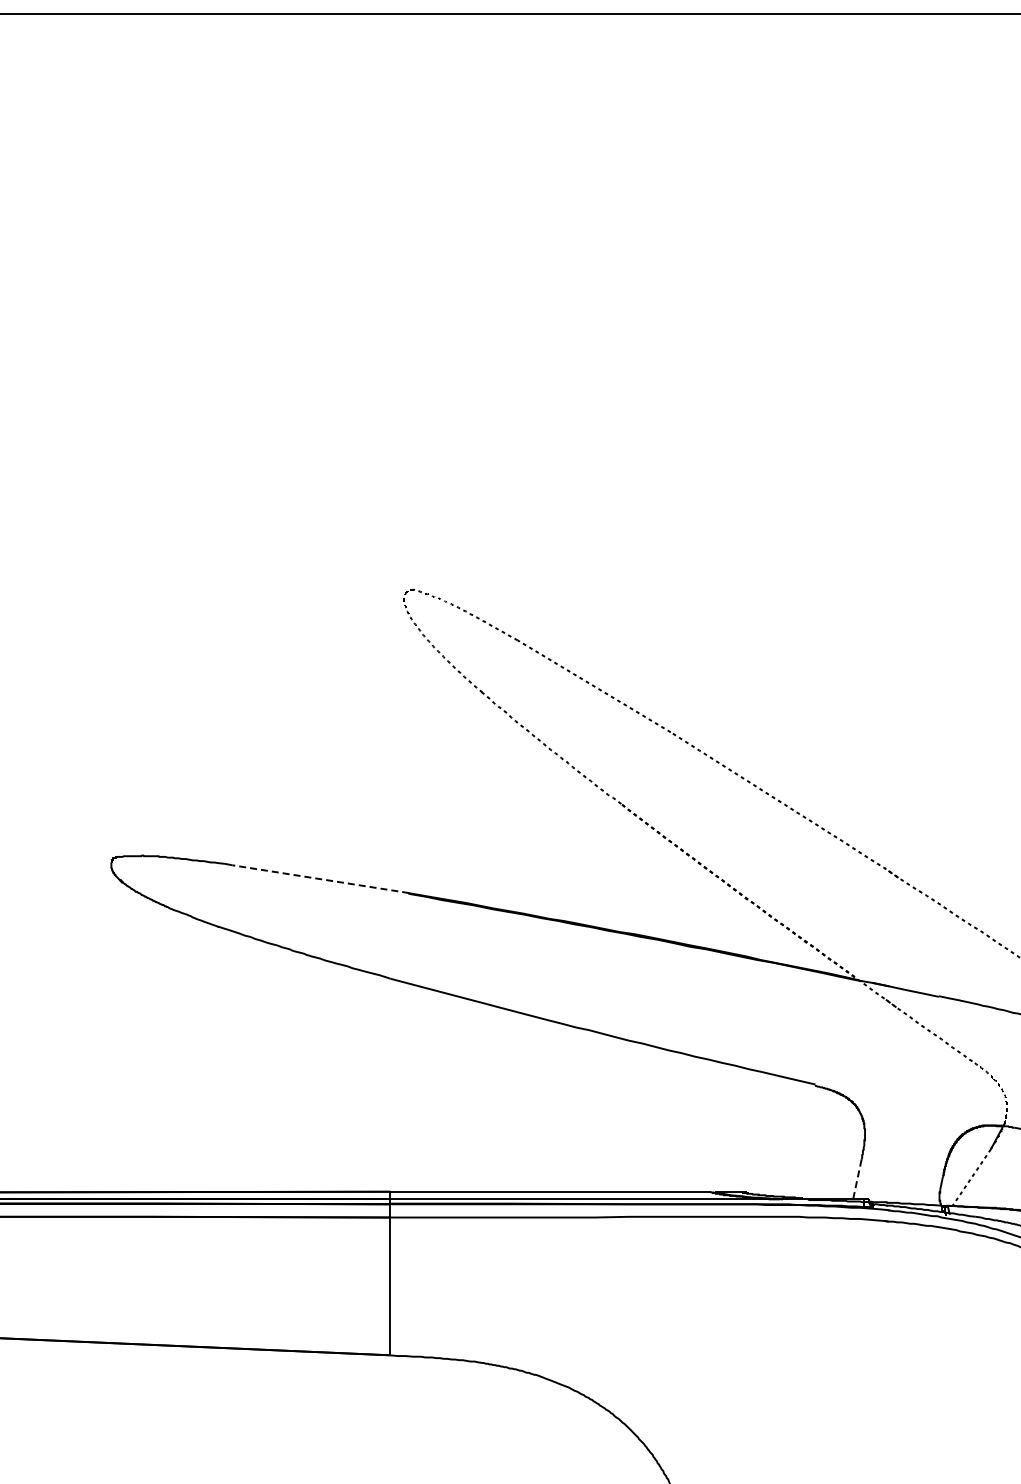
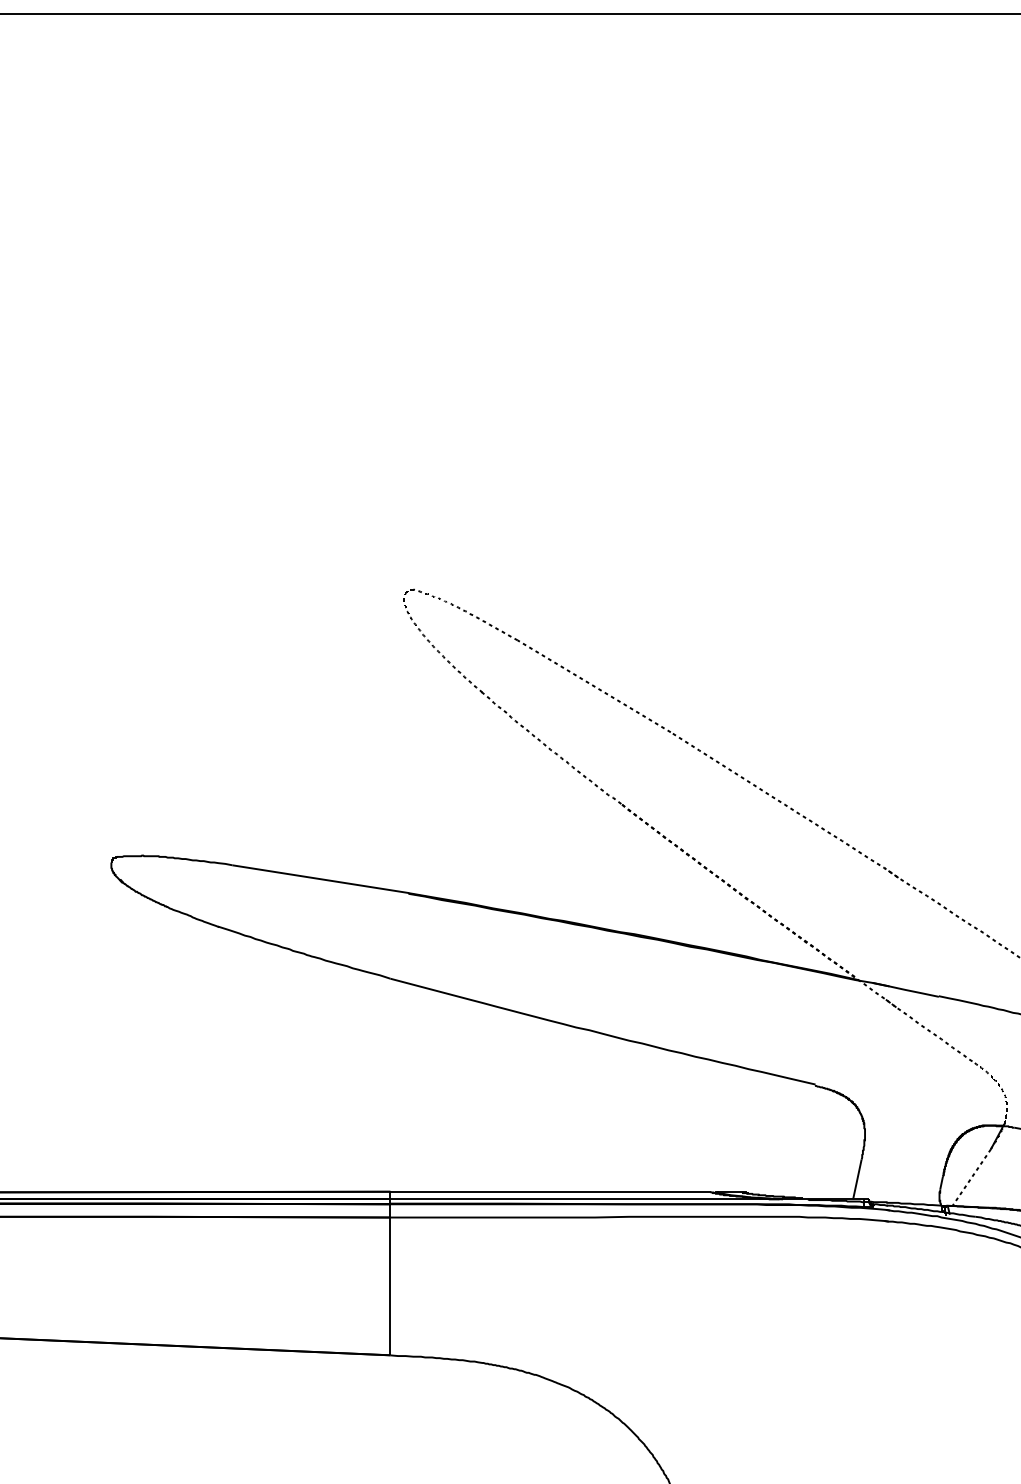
line: dashed -> solid (320, 879)
line: dashed -> solid (857, 1180)
